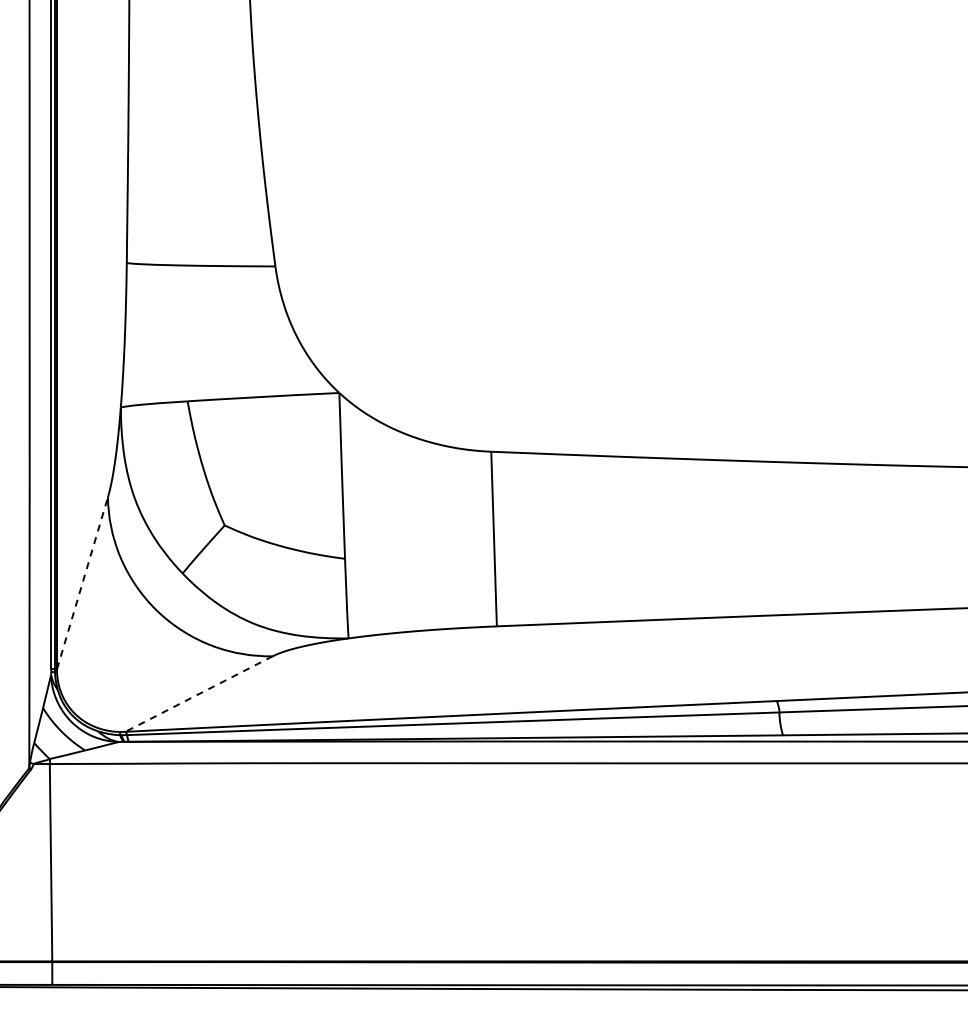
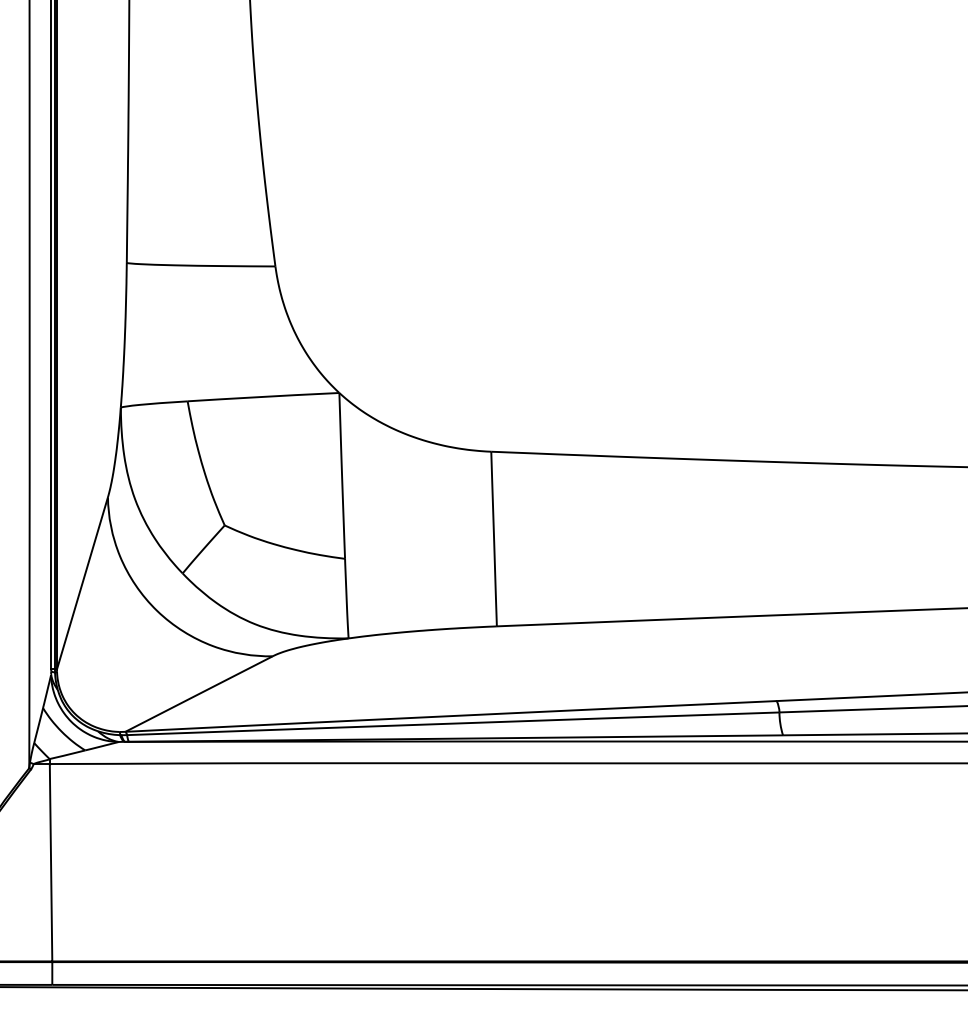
line: dashed -> solid (82, 582)
line: dashed -> solid (198, 694)
